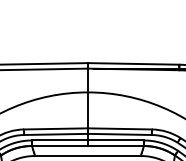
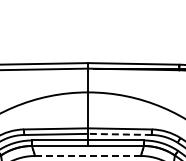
line: solid -> dashed (119, 134)
line: solid -> dashed (87, 155)
